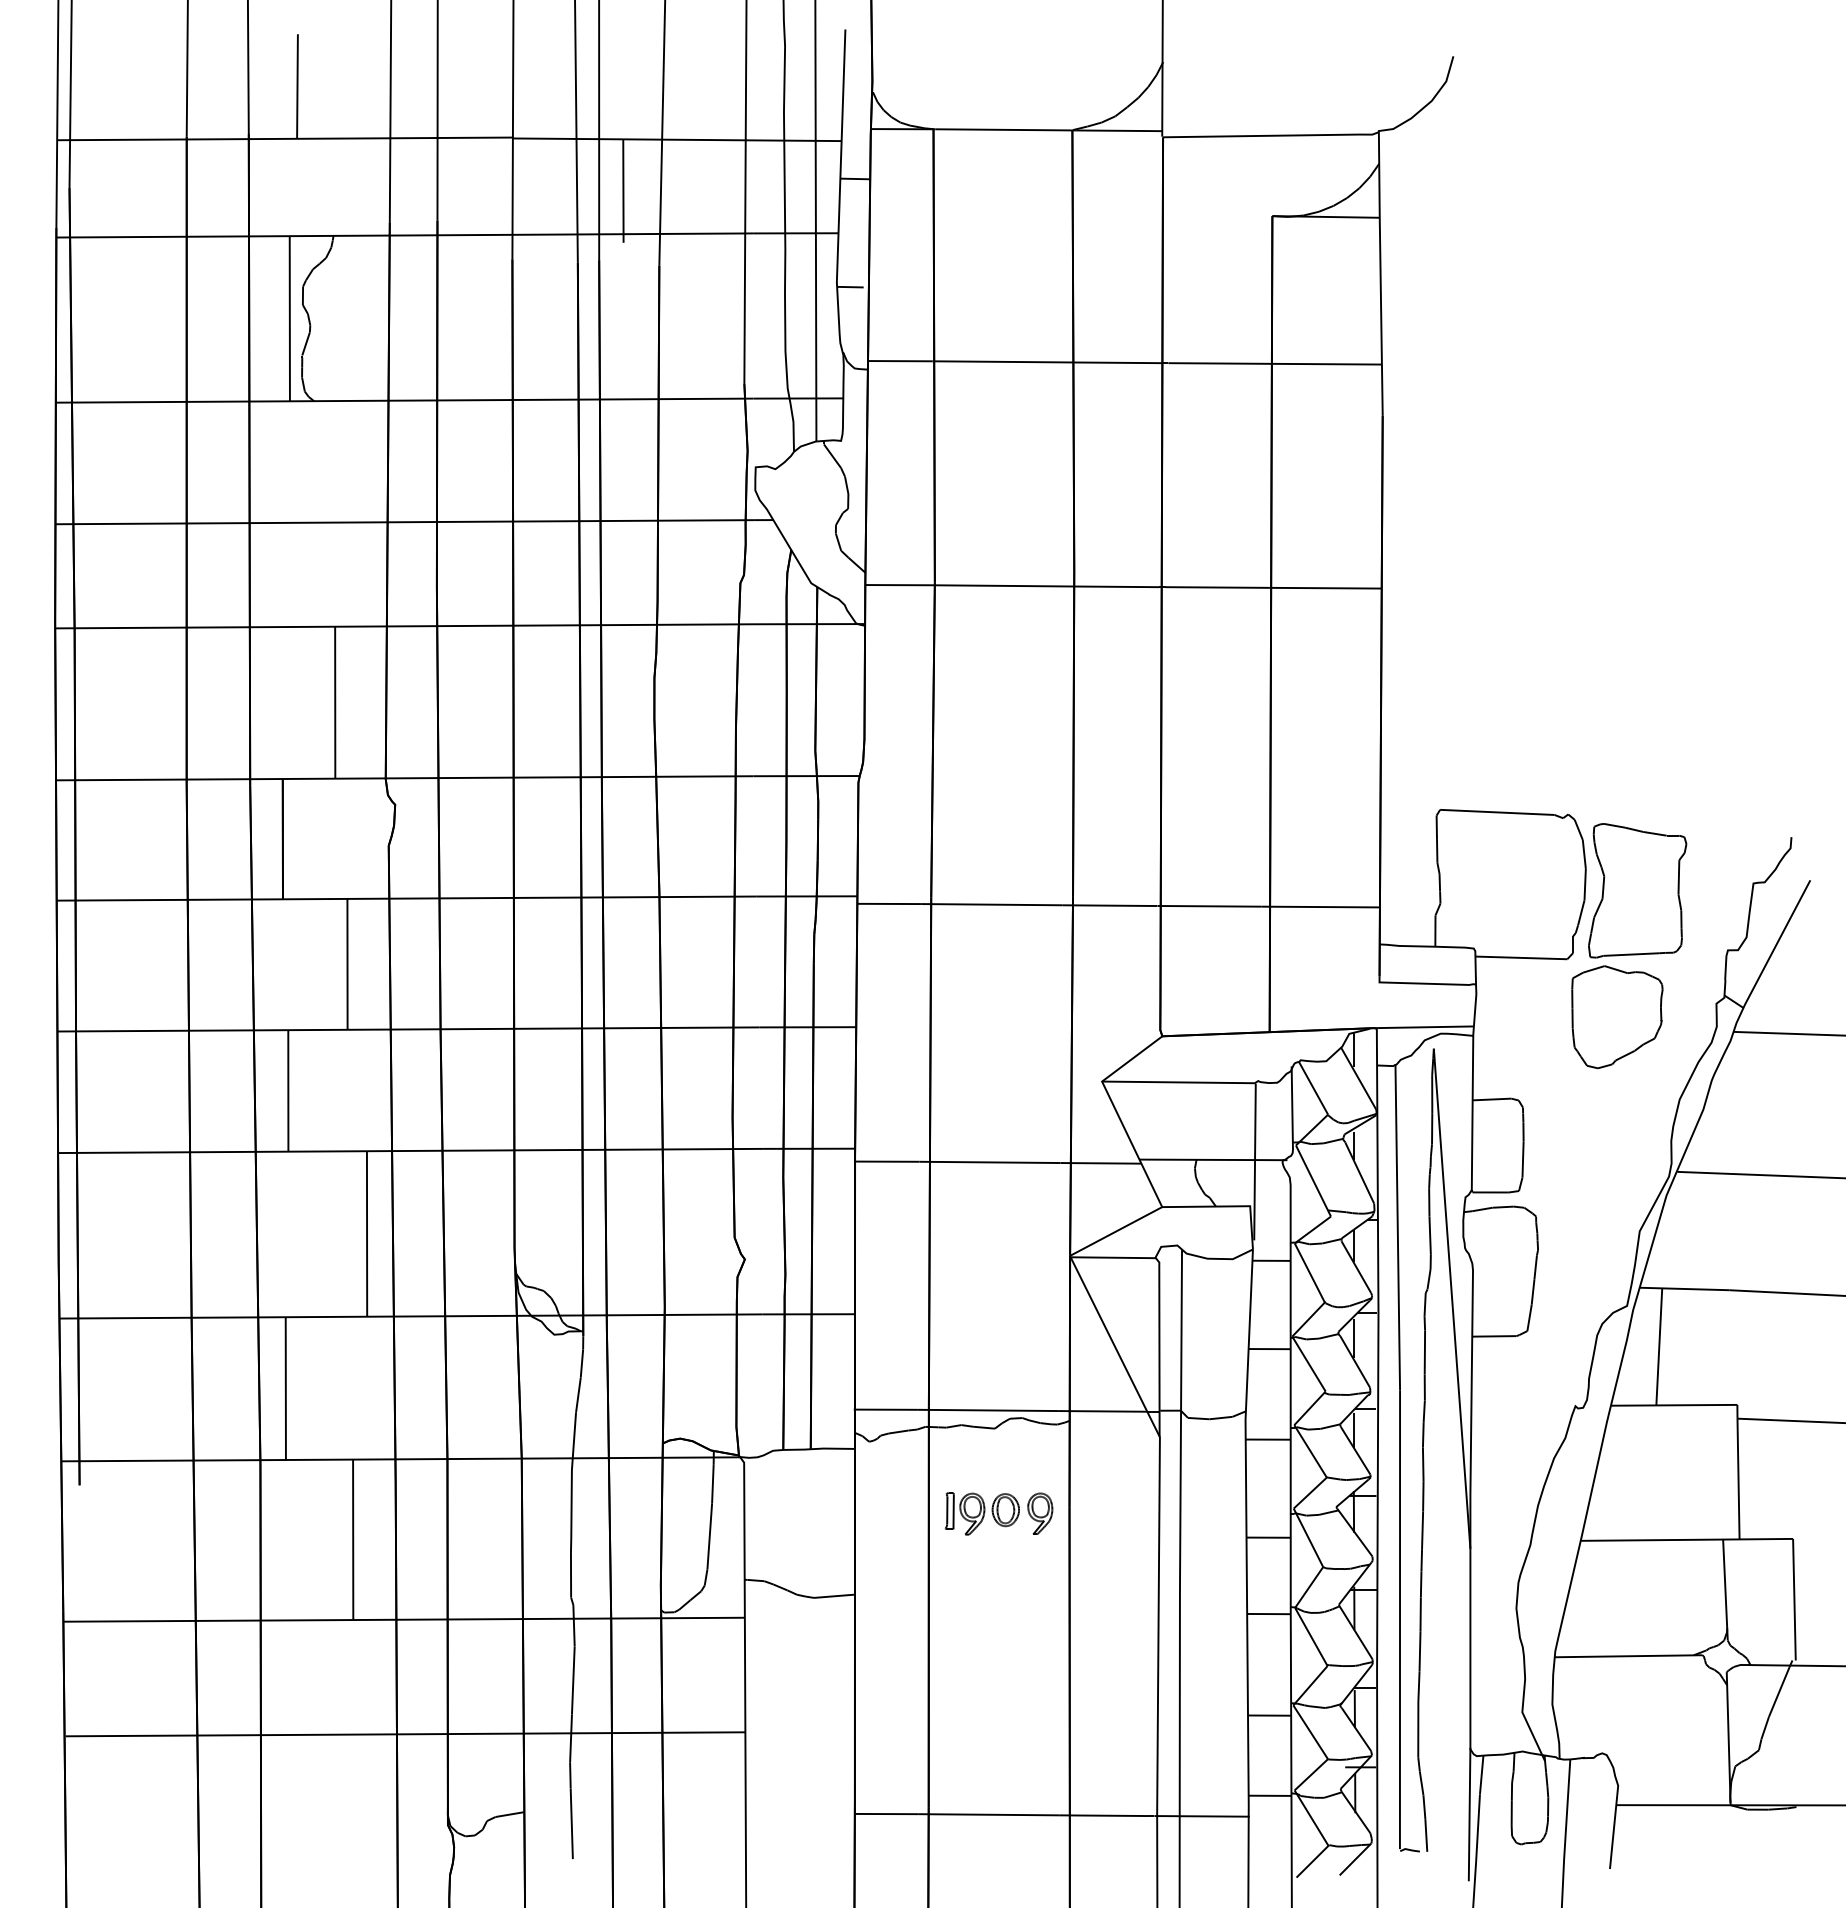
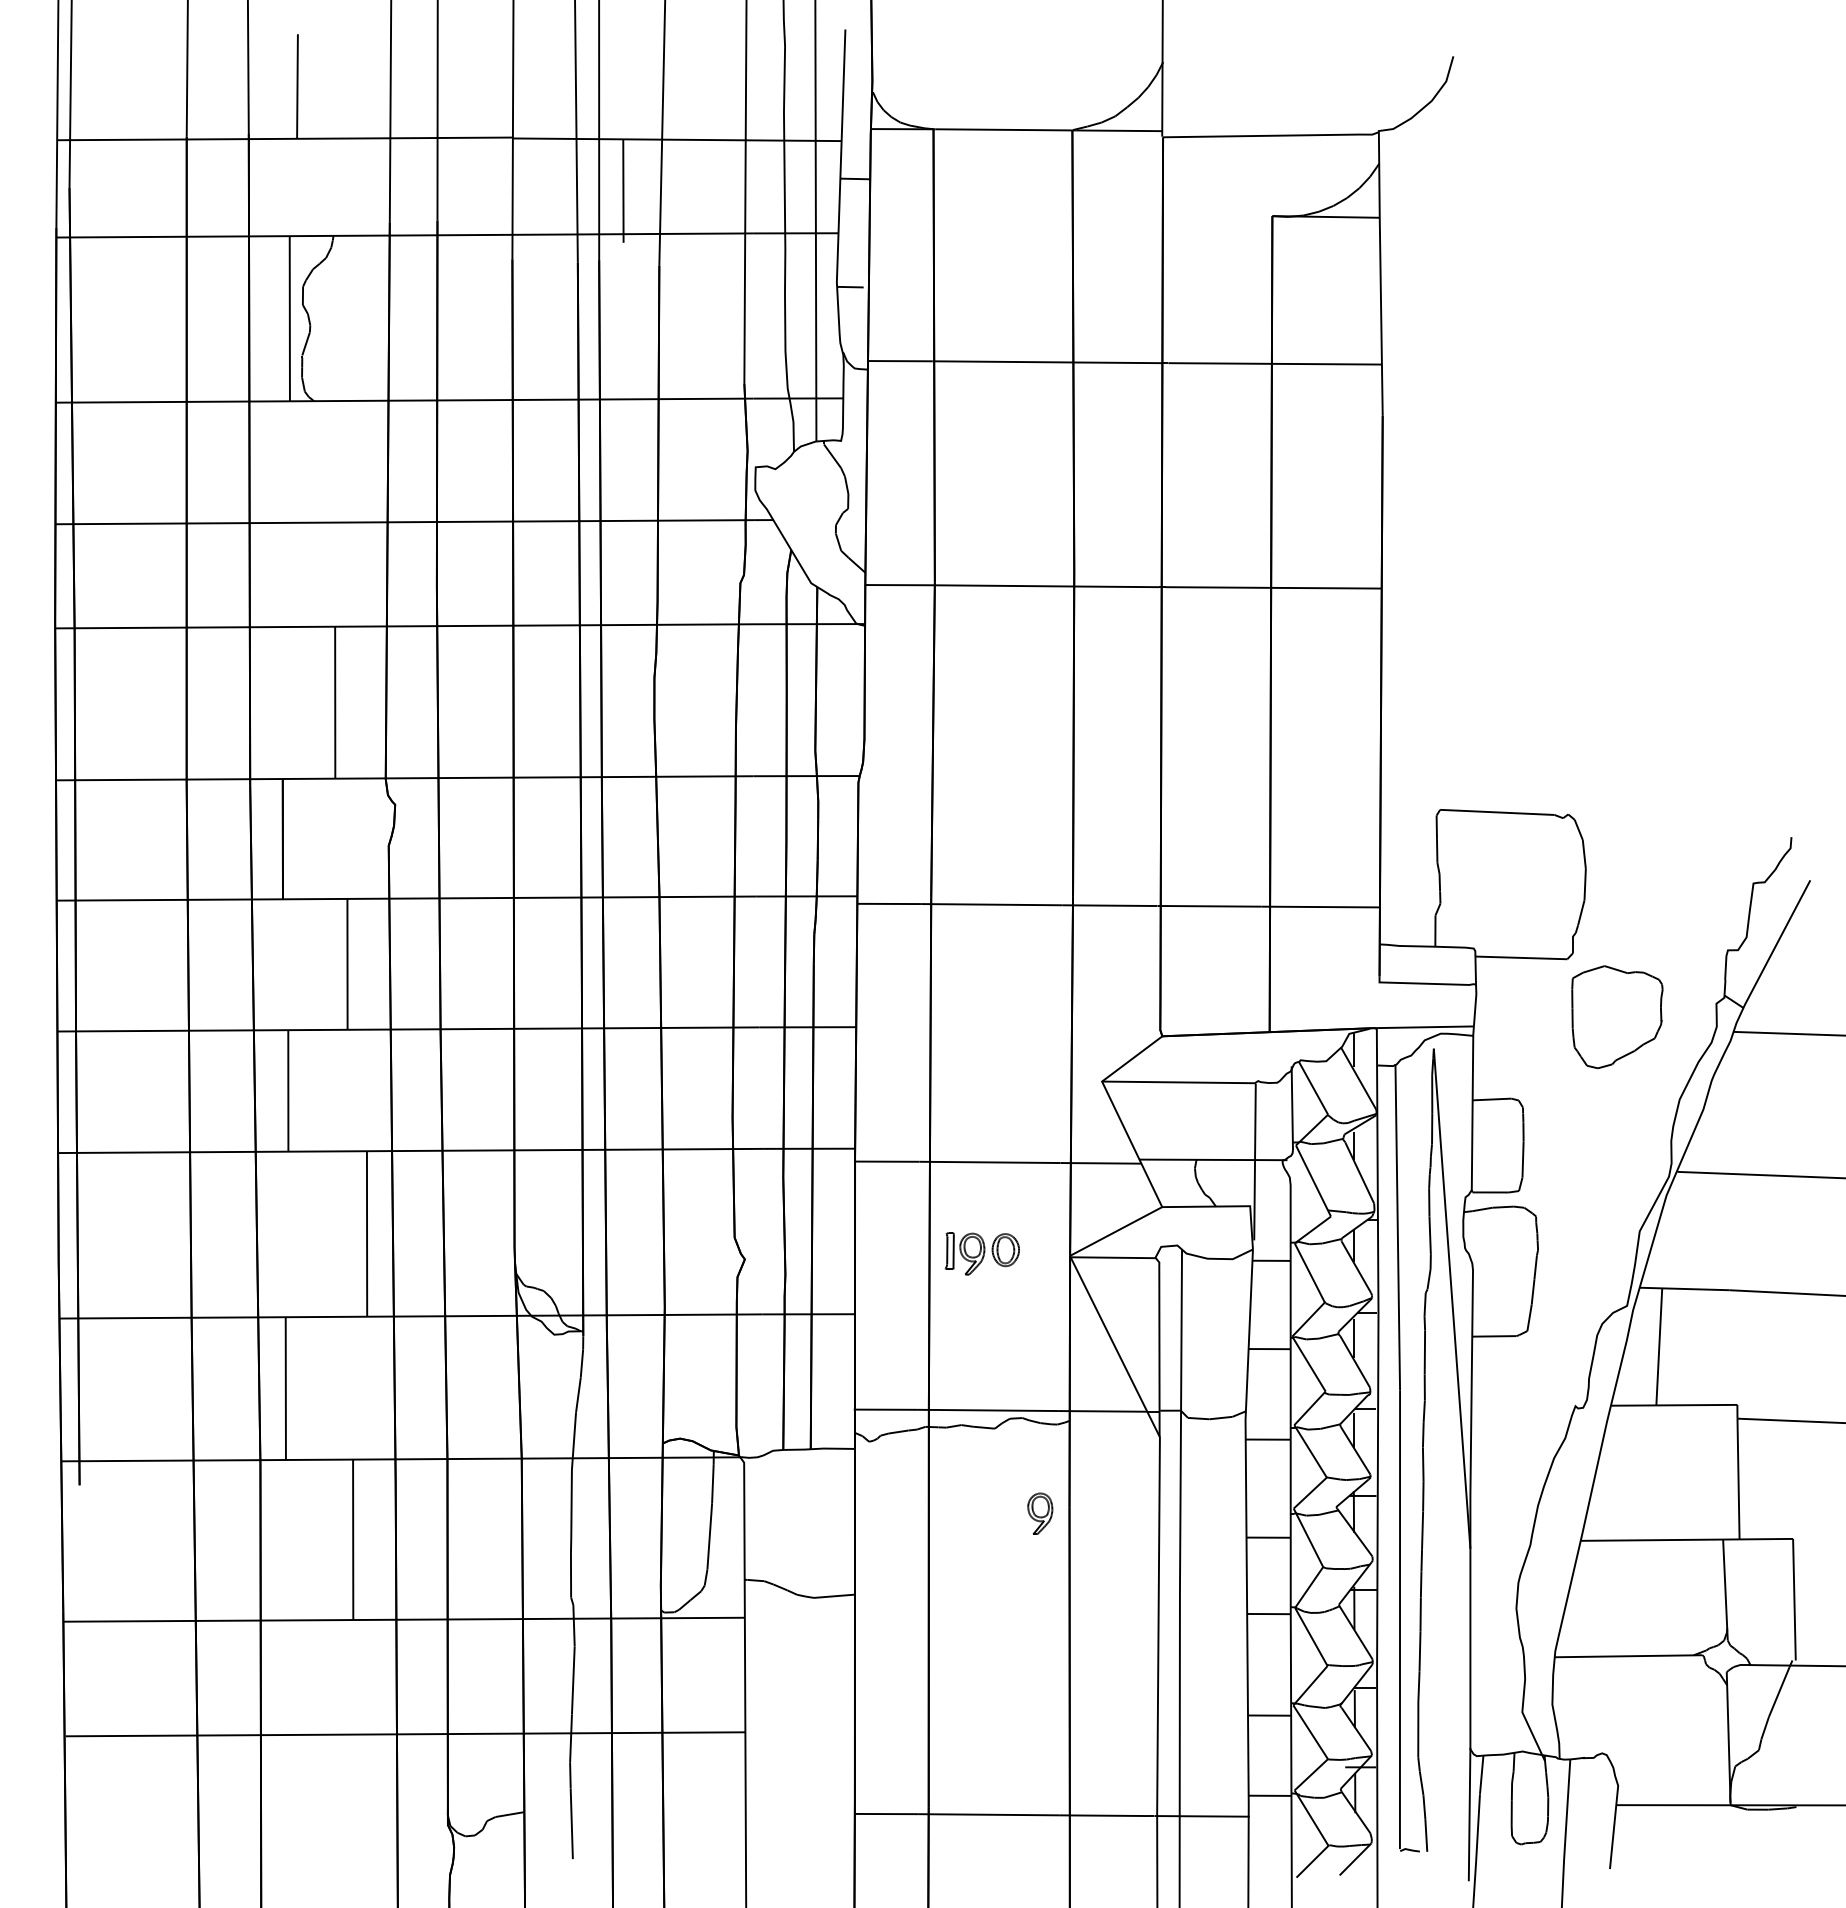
part: present -> none (1637, 890)
part position: (981, 1513) -> (981, 1253) (981, 1253)
